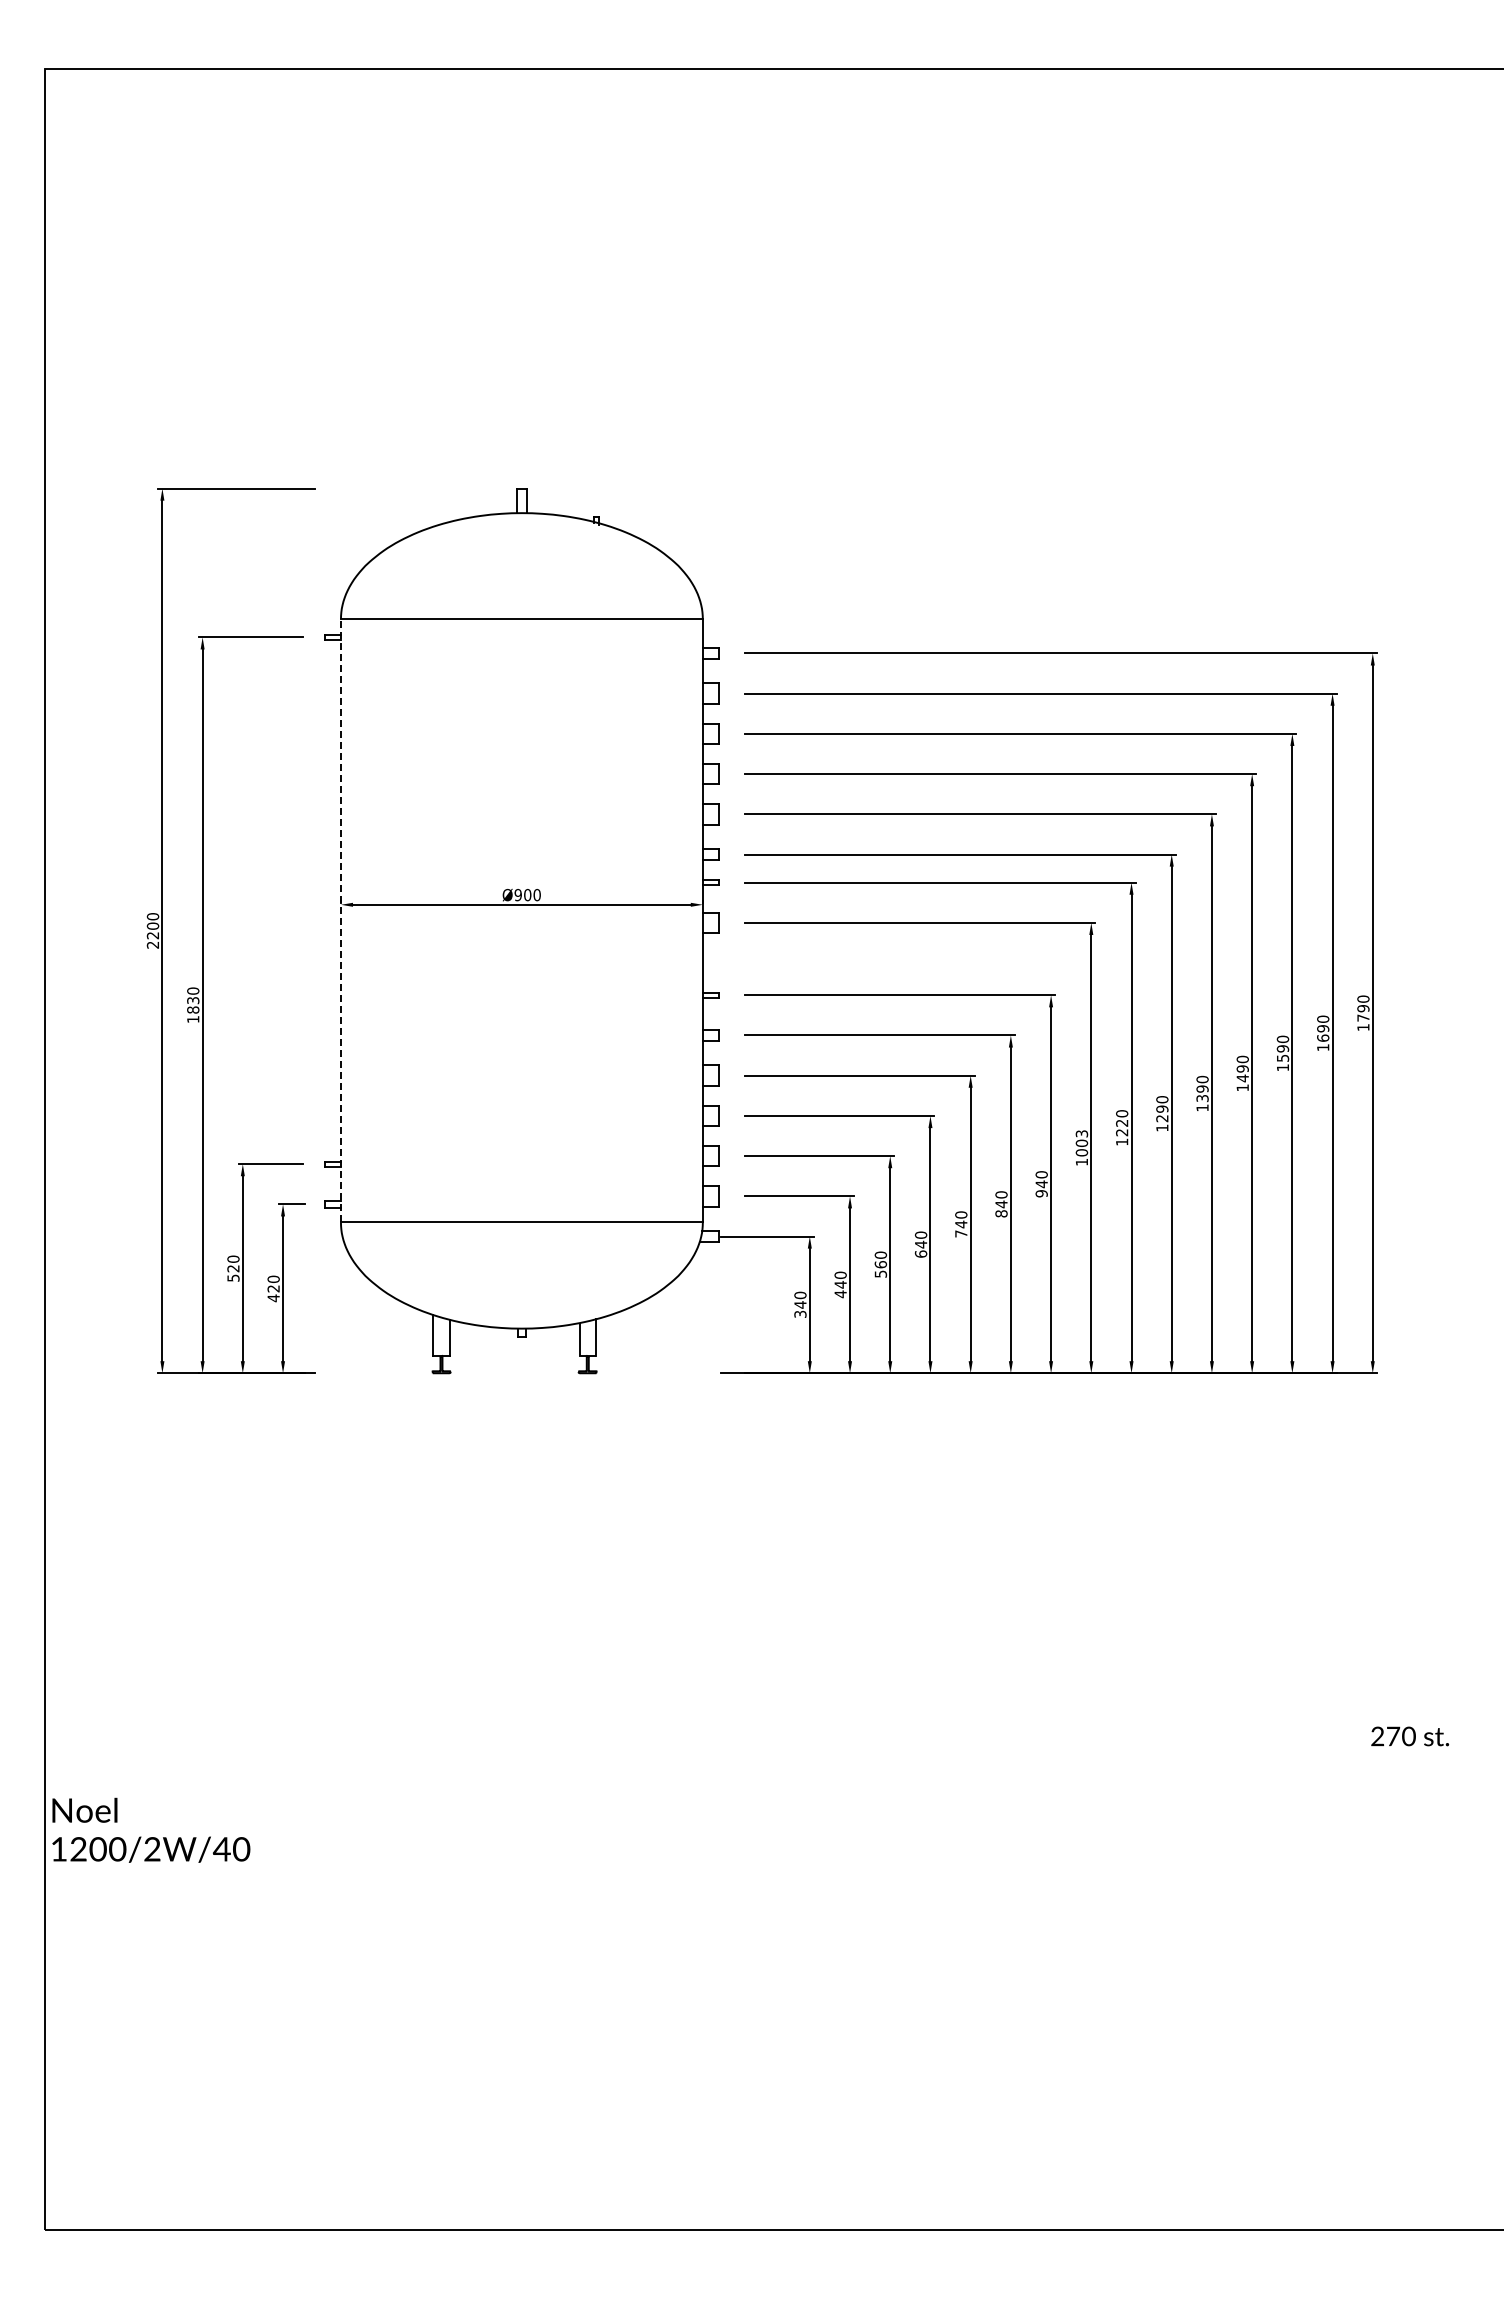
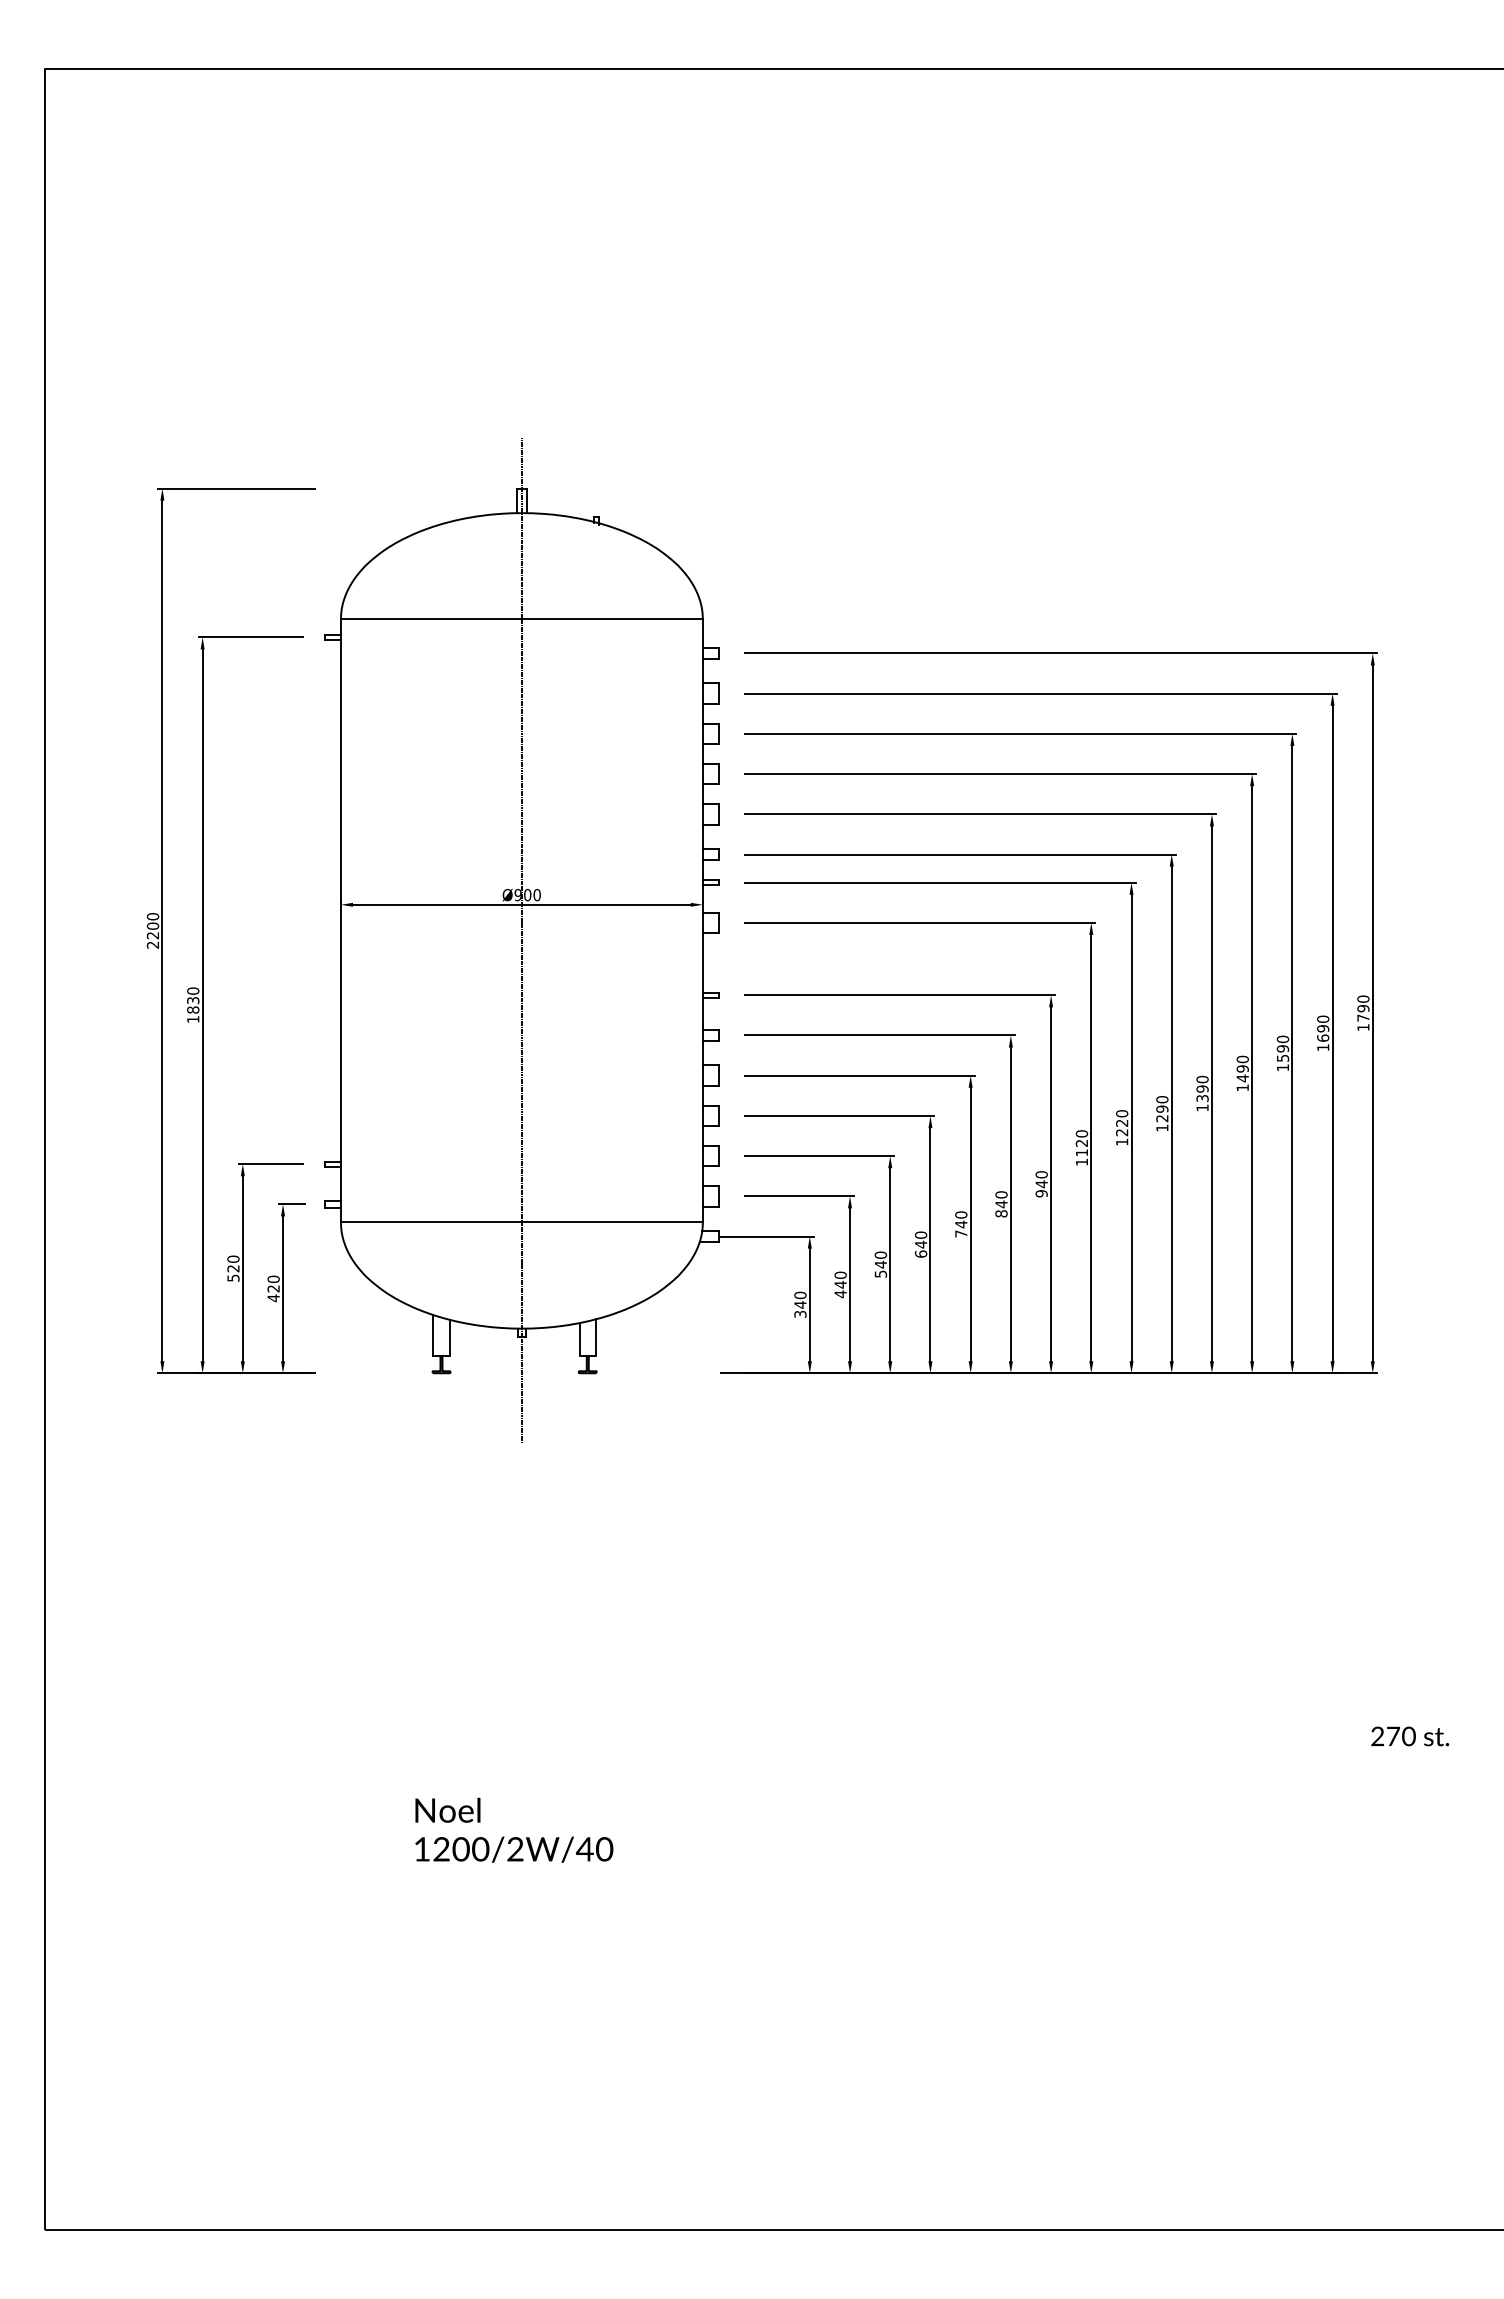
line: dashed -> solid (340, 920)
line: none -> present (521, 940)
text: 1003 -> 1120 (1081, 1143)
text: 560 -> 540 (880, 1264)
text position: (151, 1829) -> (514, 1829) (514, 1829)
